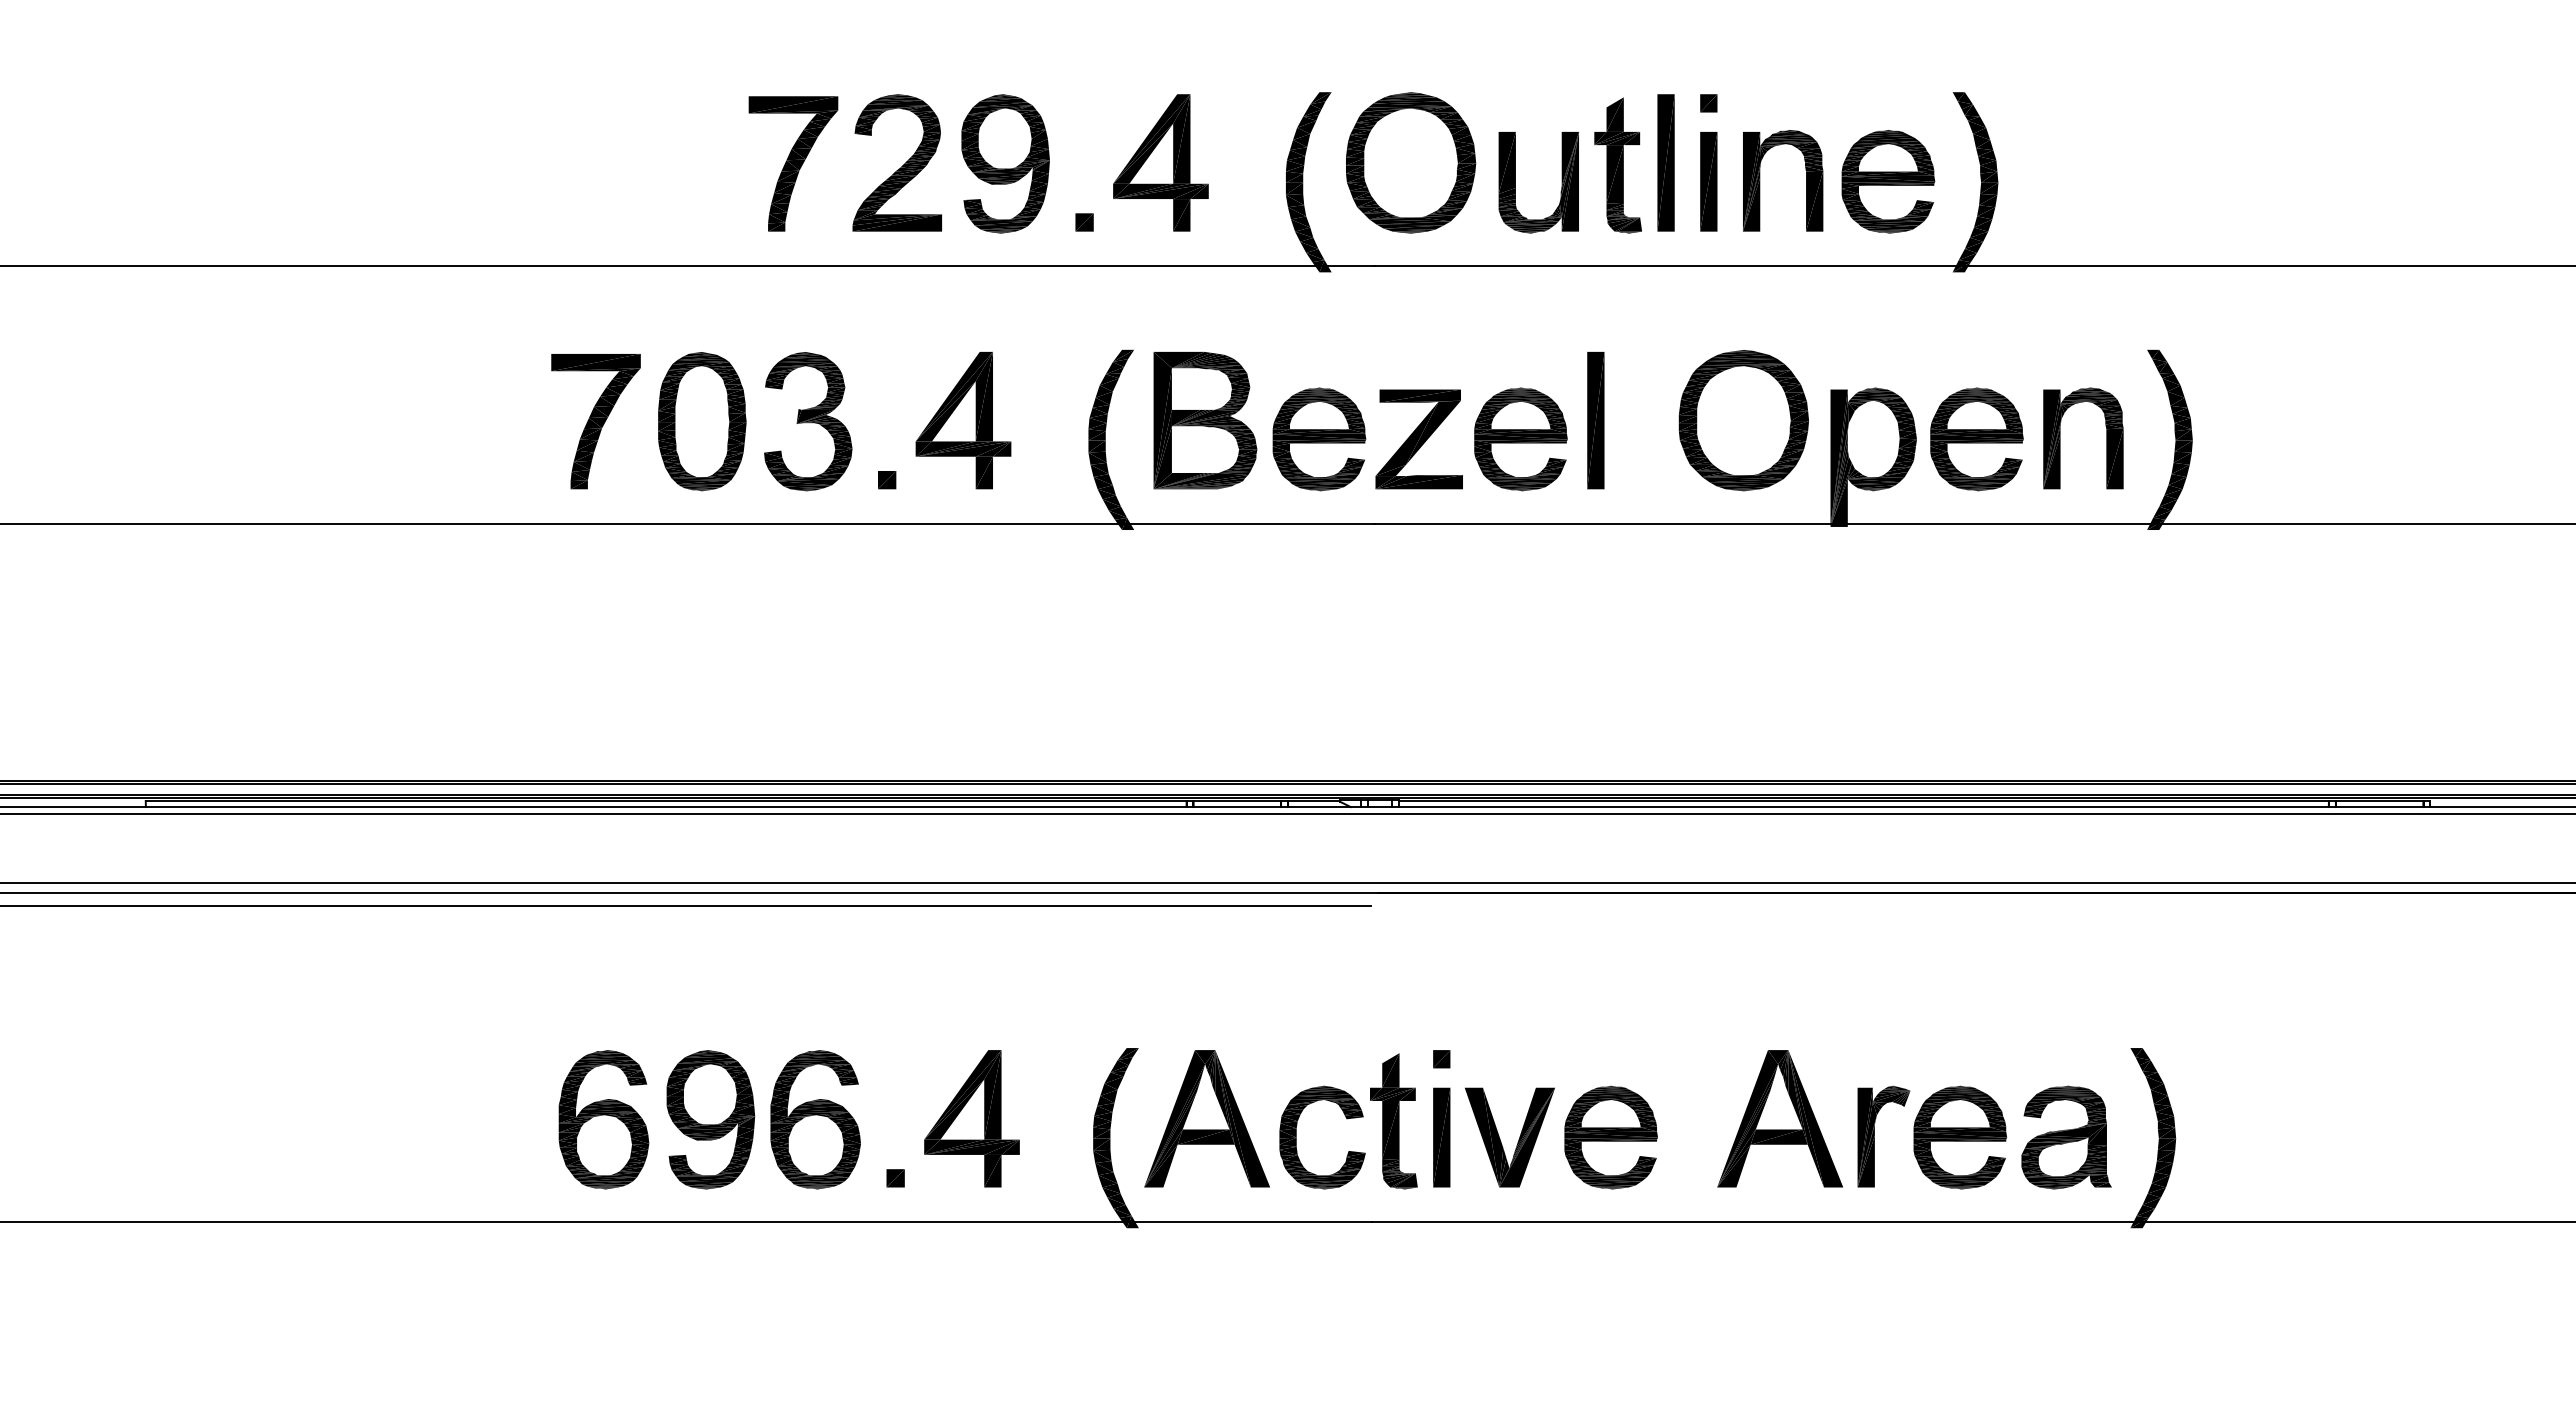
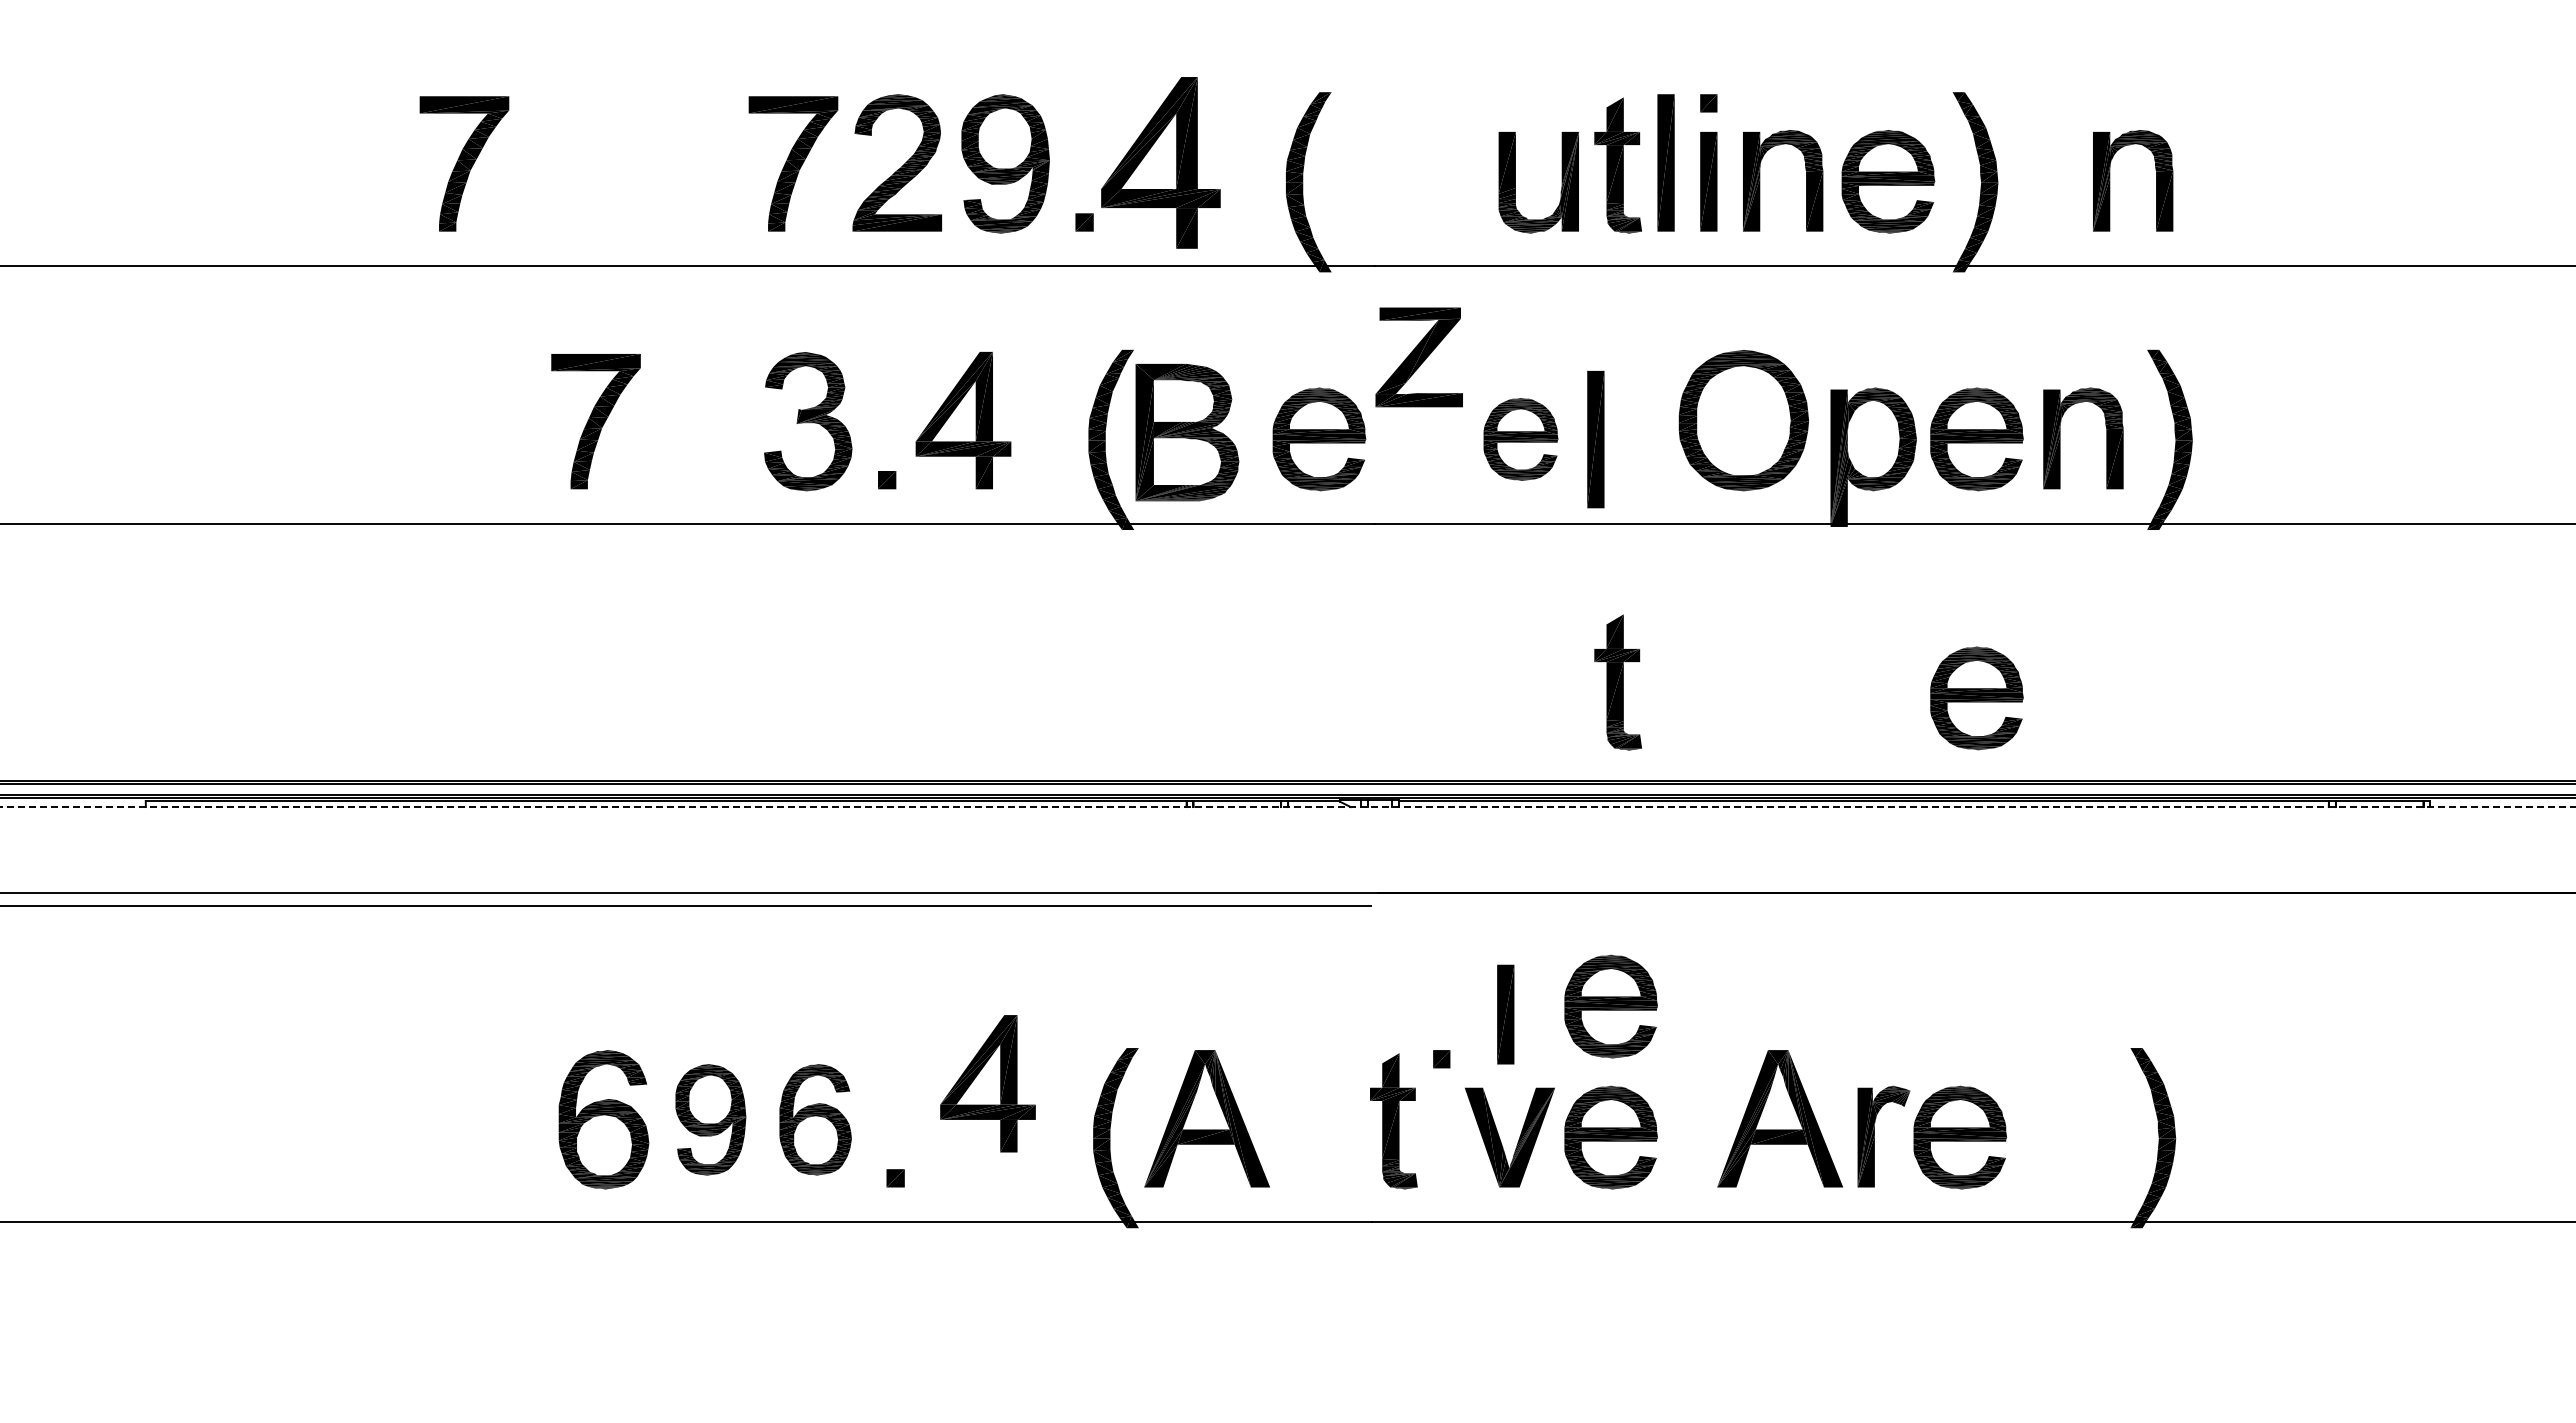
part size: 96x138 px -> 120x172 px (1160, 162)
part: present -> none (1411, 162)
part: none -> present (464, 163)
part: none -> present (2110, 180)
part position: (1205, 420) -> (1187, 432) (1187, 432)
part position: (1595, 420) -> (1595, 439) (1595, 439)
part: present -> none (702, 421)
part position: (1418, 439) -> (1418, 357) (1418, 357)
part size: 94x105 px -> 76x83 px (1520, 439)
part: none -> present (1617, 682)
part: none -> present (1976, 698)
line: solid -> dashed (1288, 807)
line: present -> none (1287, 813)
line: present -> none (1287, 882)
part: none -> present (1610, 1006)
part position: (971, 1118) -> (987, 1083) (987, 1083)
part size: 90x140 px -> 72x112 px (710, 1119)
part size: 91x140 px -> 73x112 px (815, 1119)
part: present -> none (1296, 1137)
part position: (1441, 1137) -> (1505, 1014) (1505, 1014)
part: present -> none (2066, 1137)
